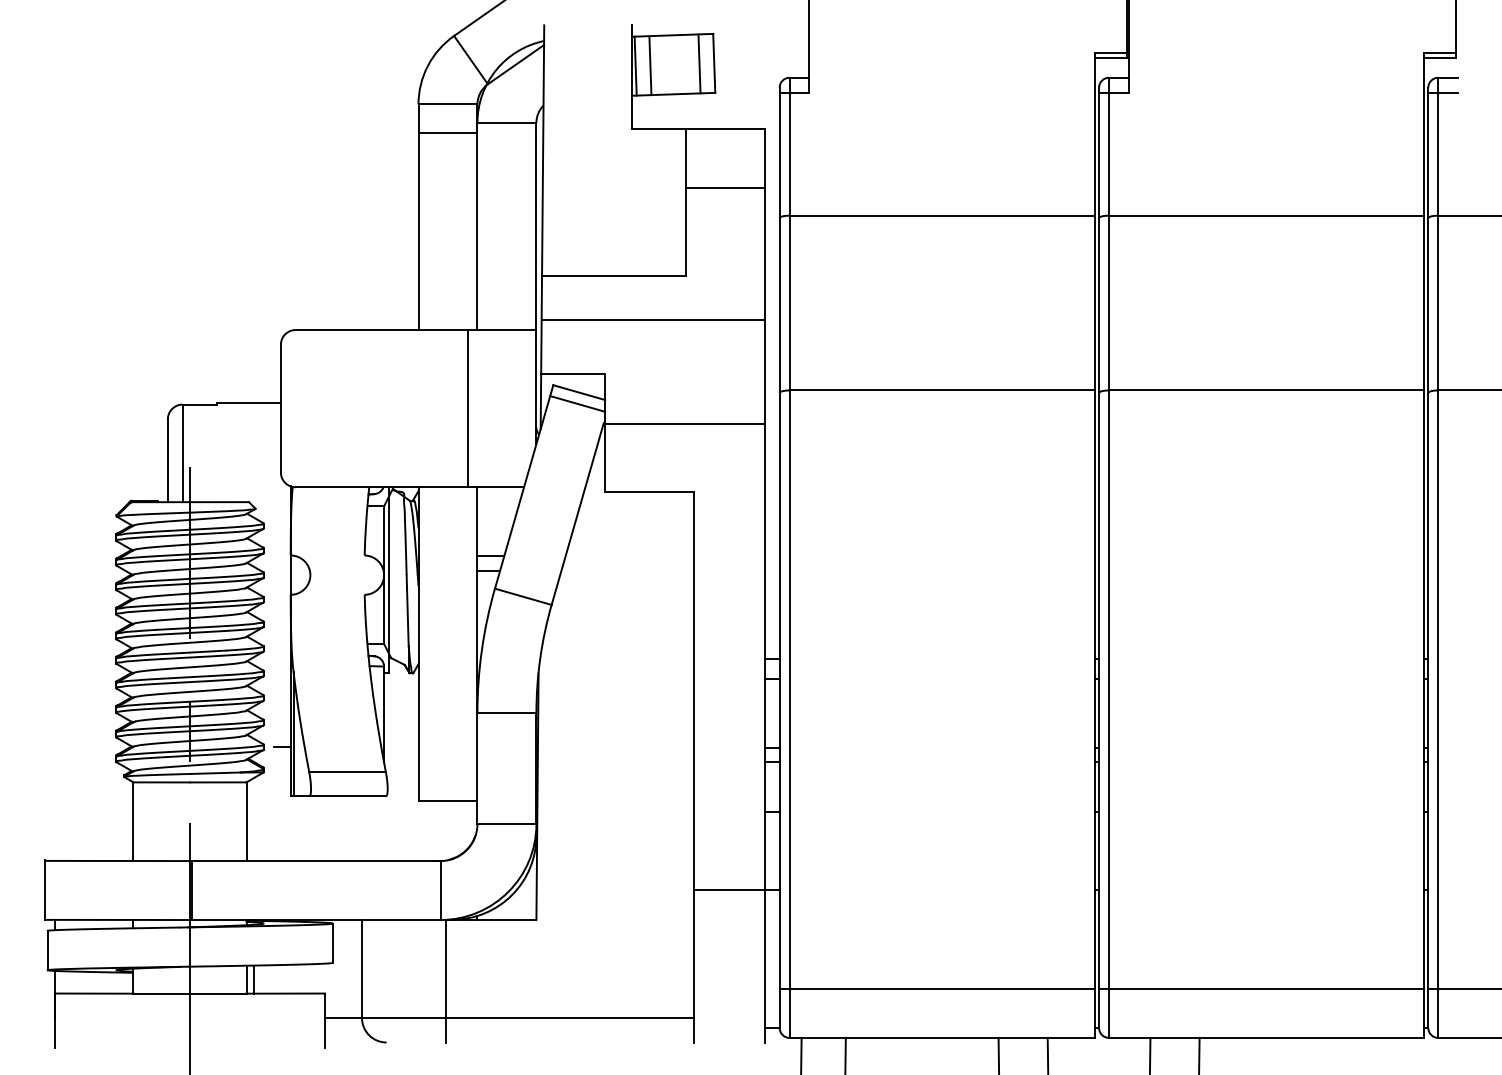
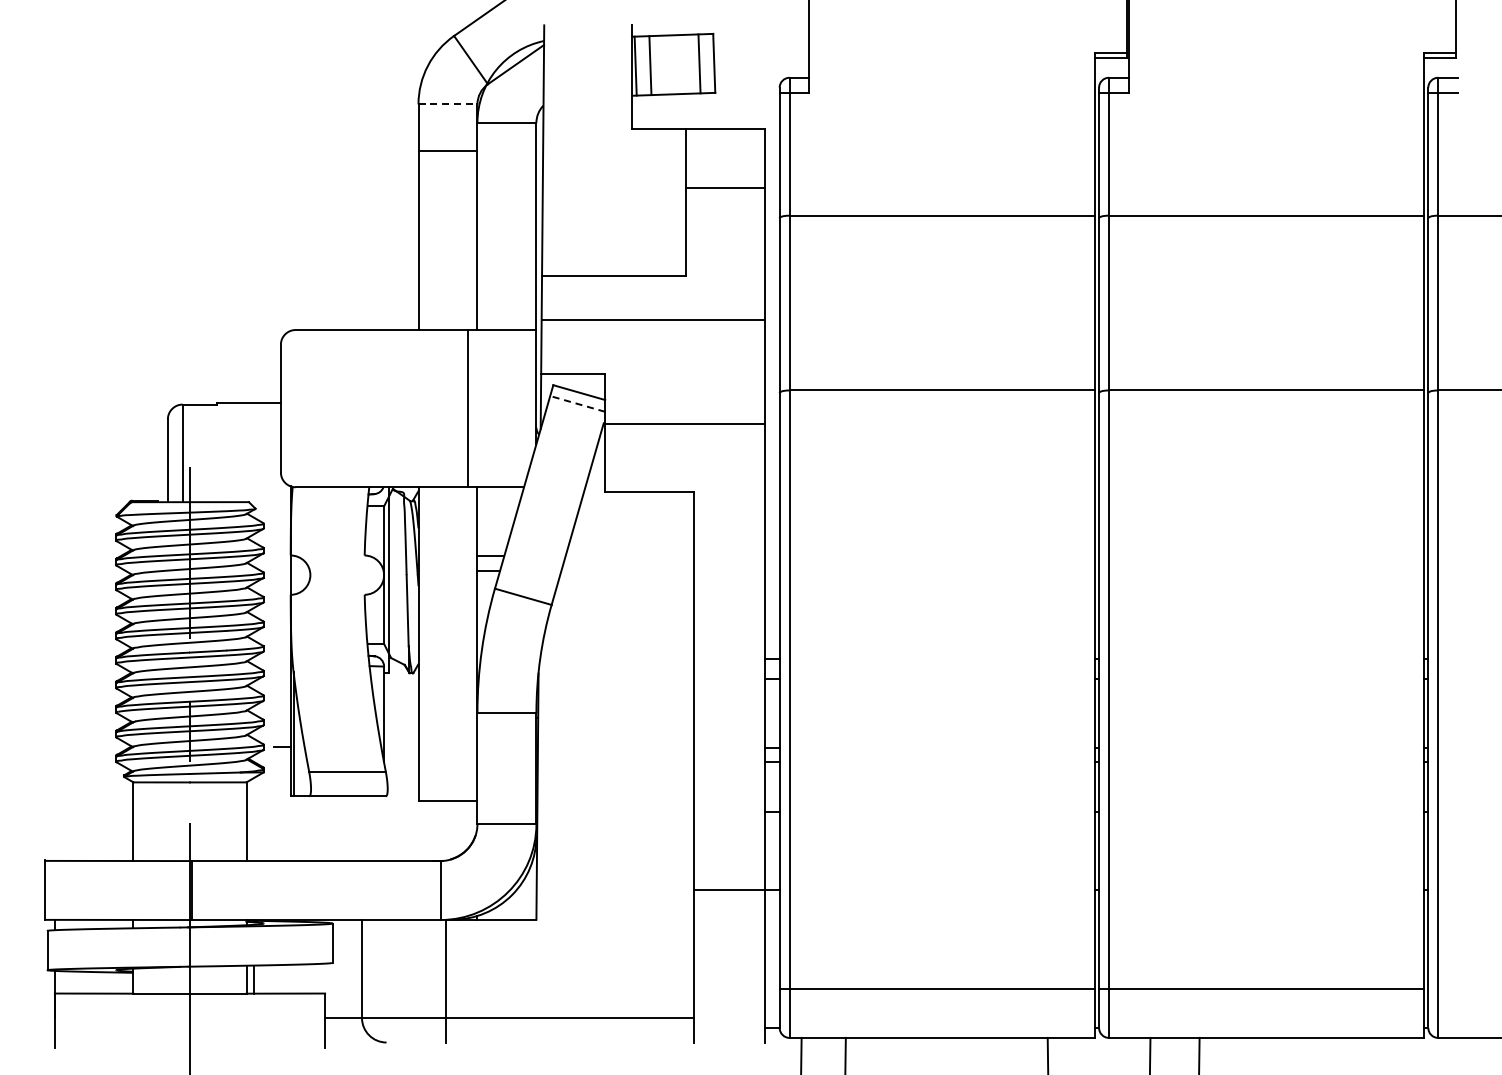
line: solid -> dashed (448, 104)
line position: (447, 132) -> (447, 150) (447, 150)
line: solid -> dashed (577, 403)
line: present -> none (1463, 988)
line: present -> none (998, 1054)
